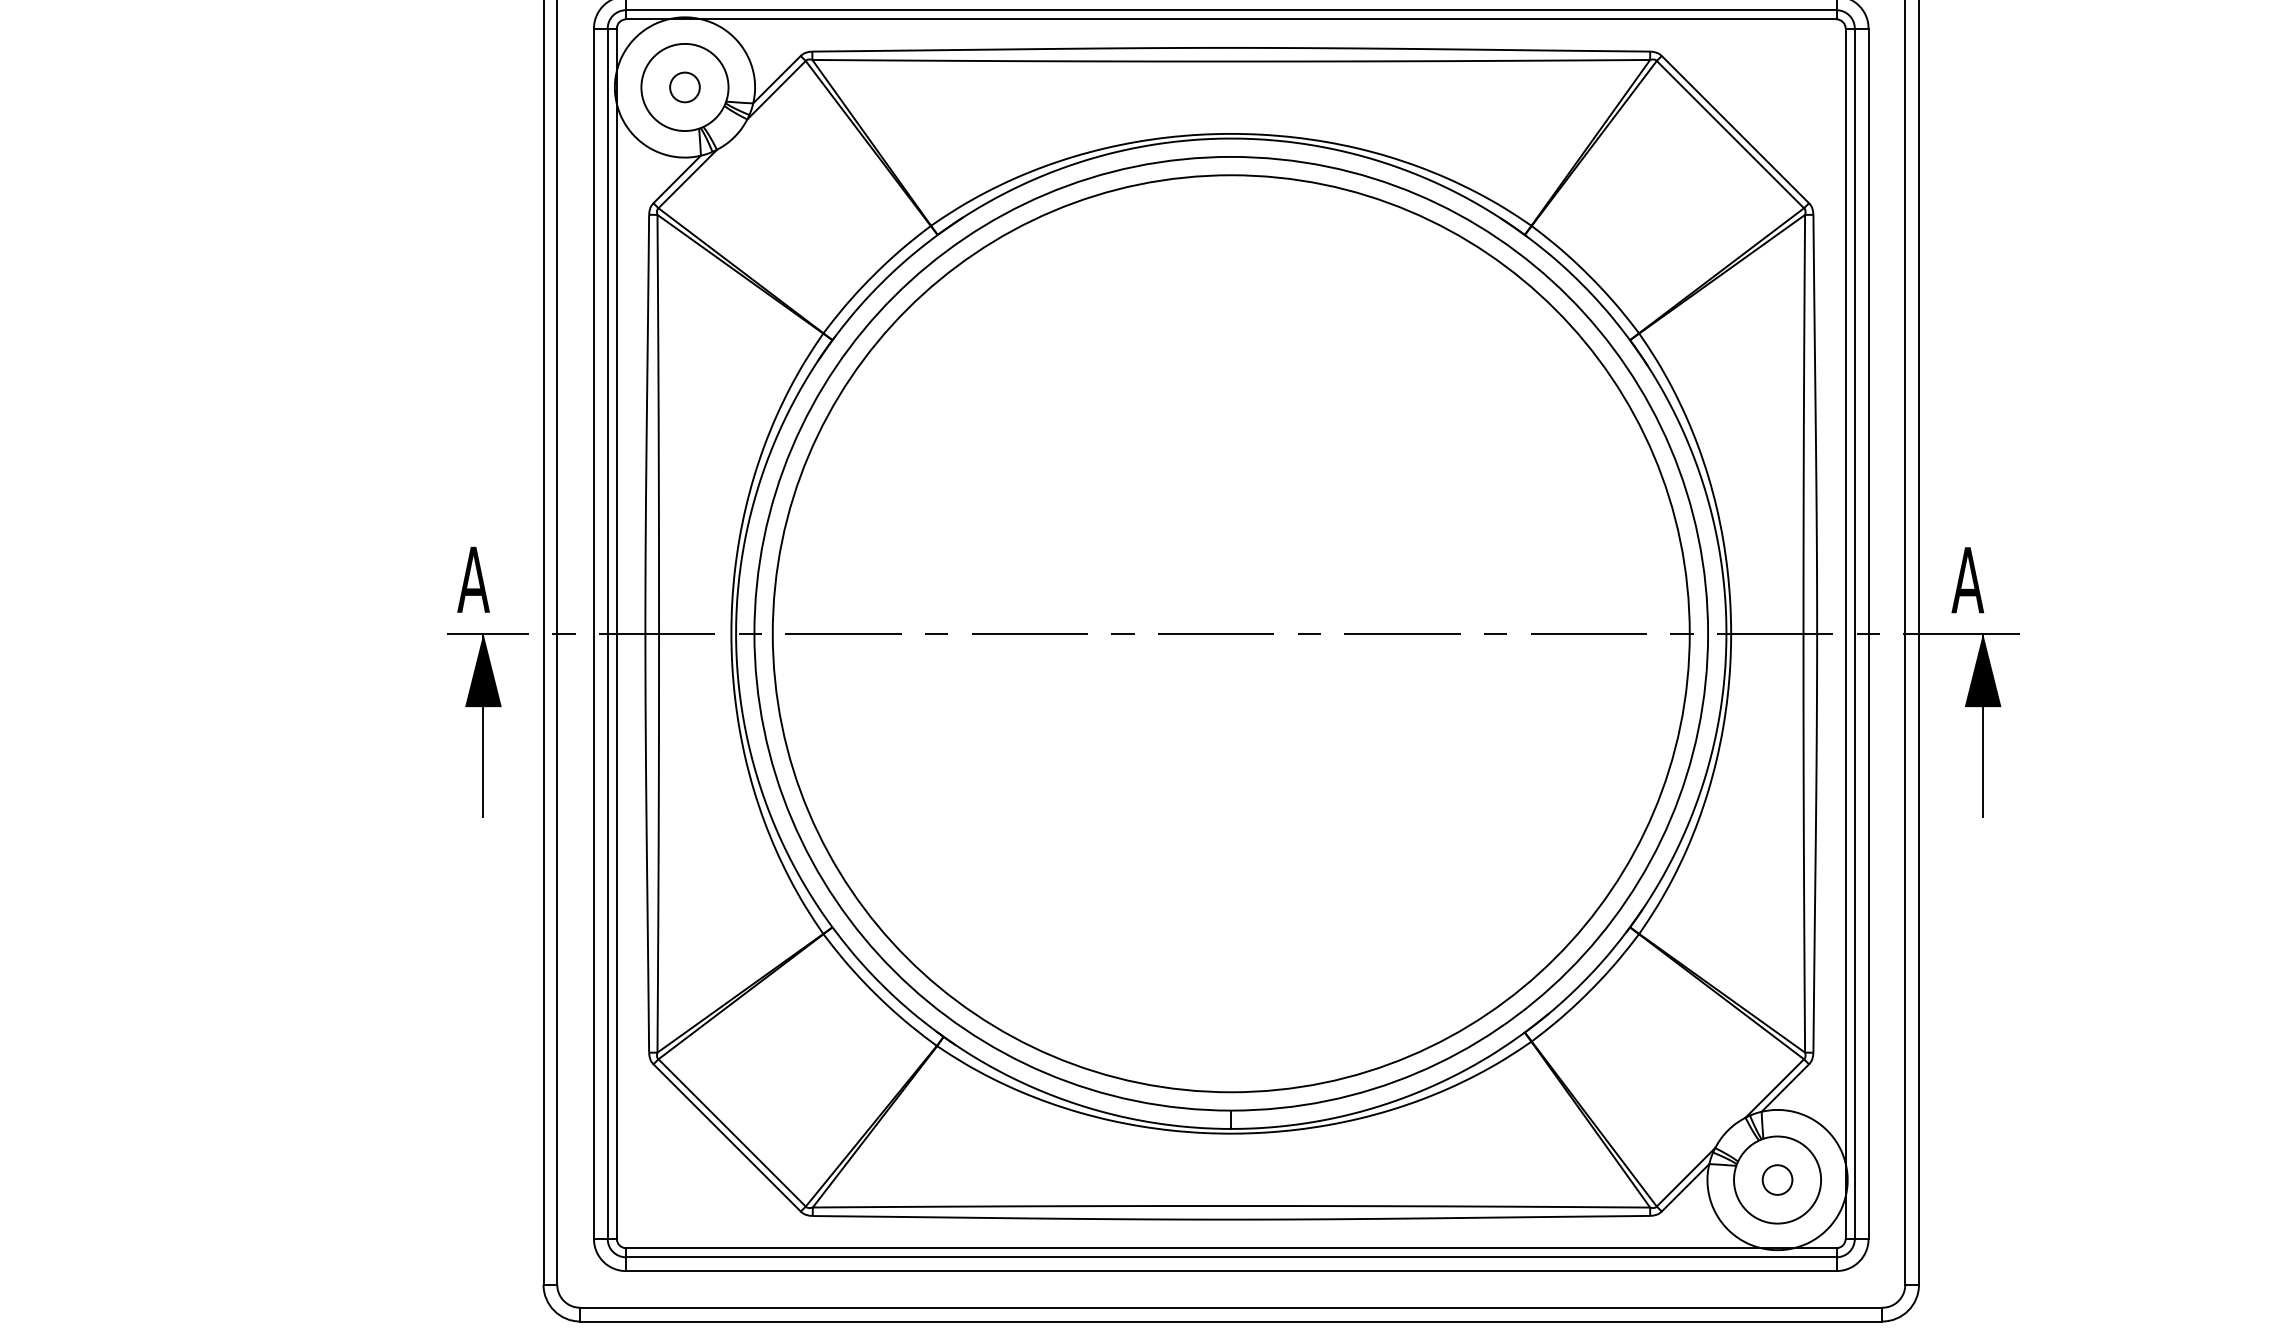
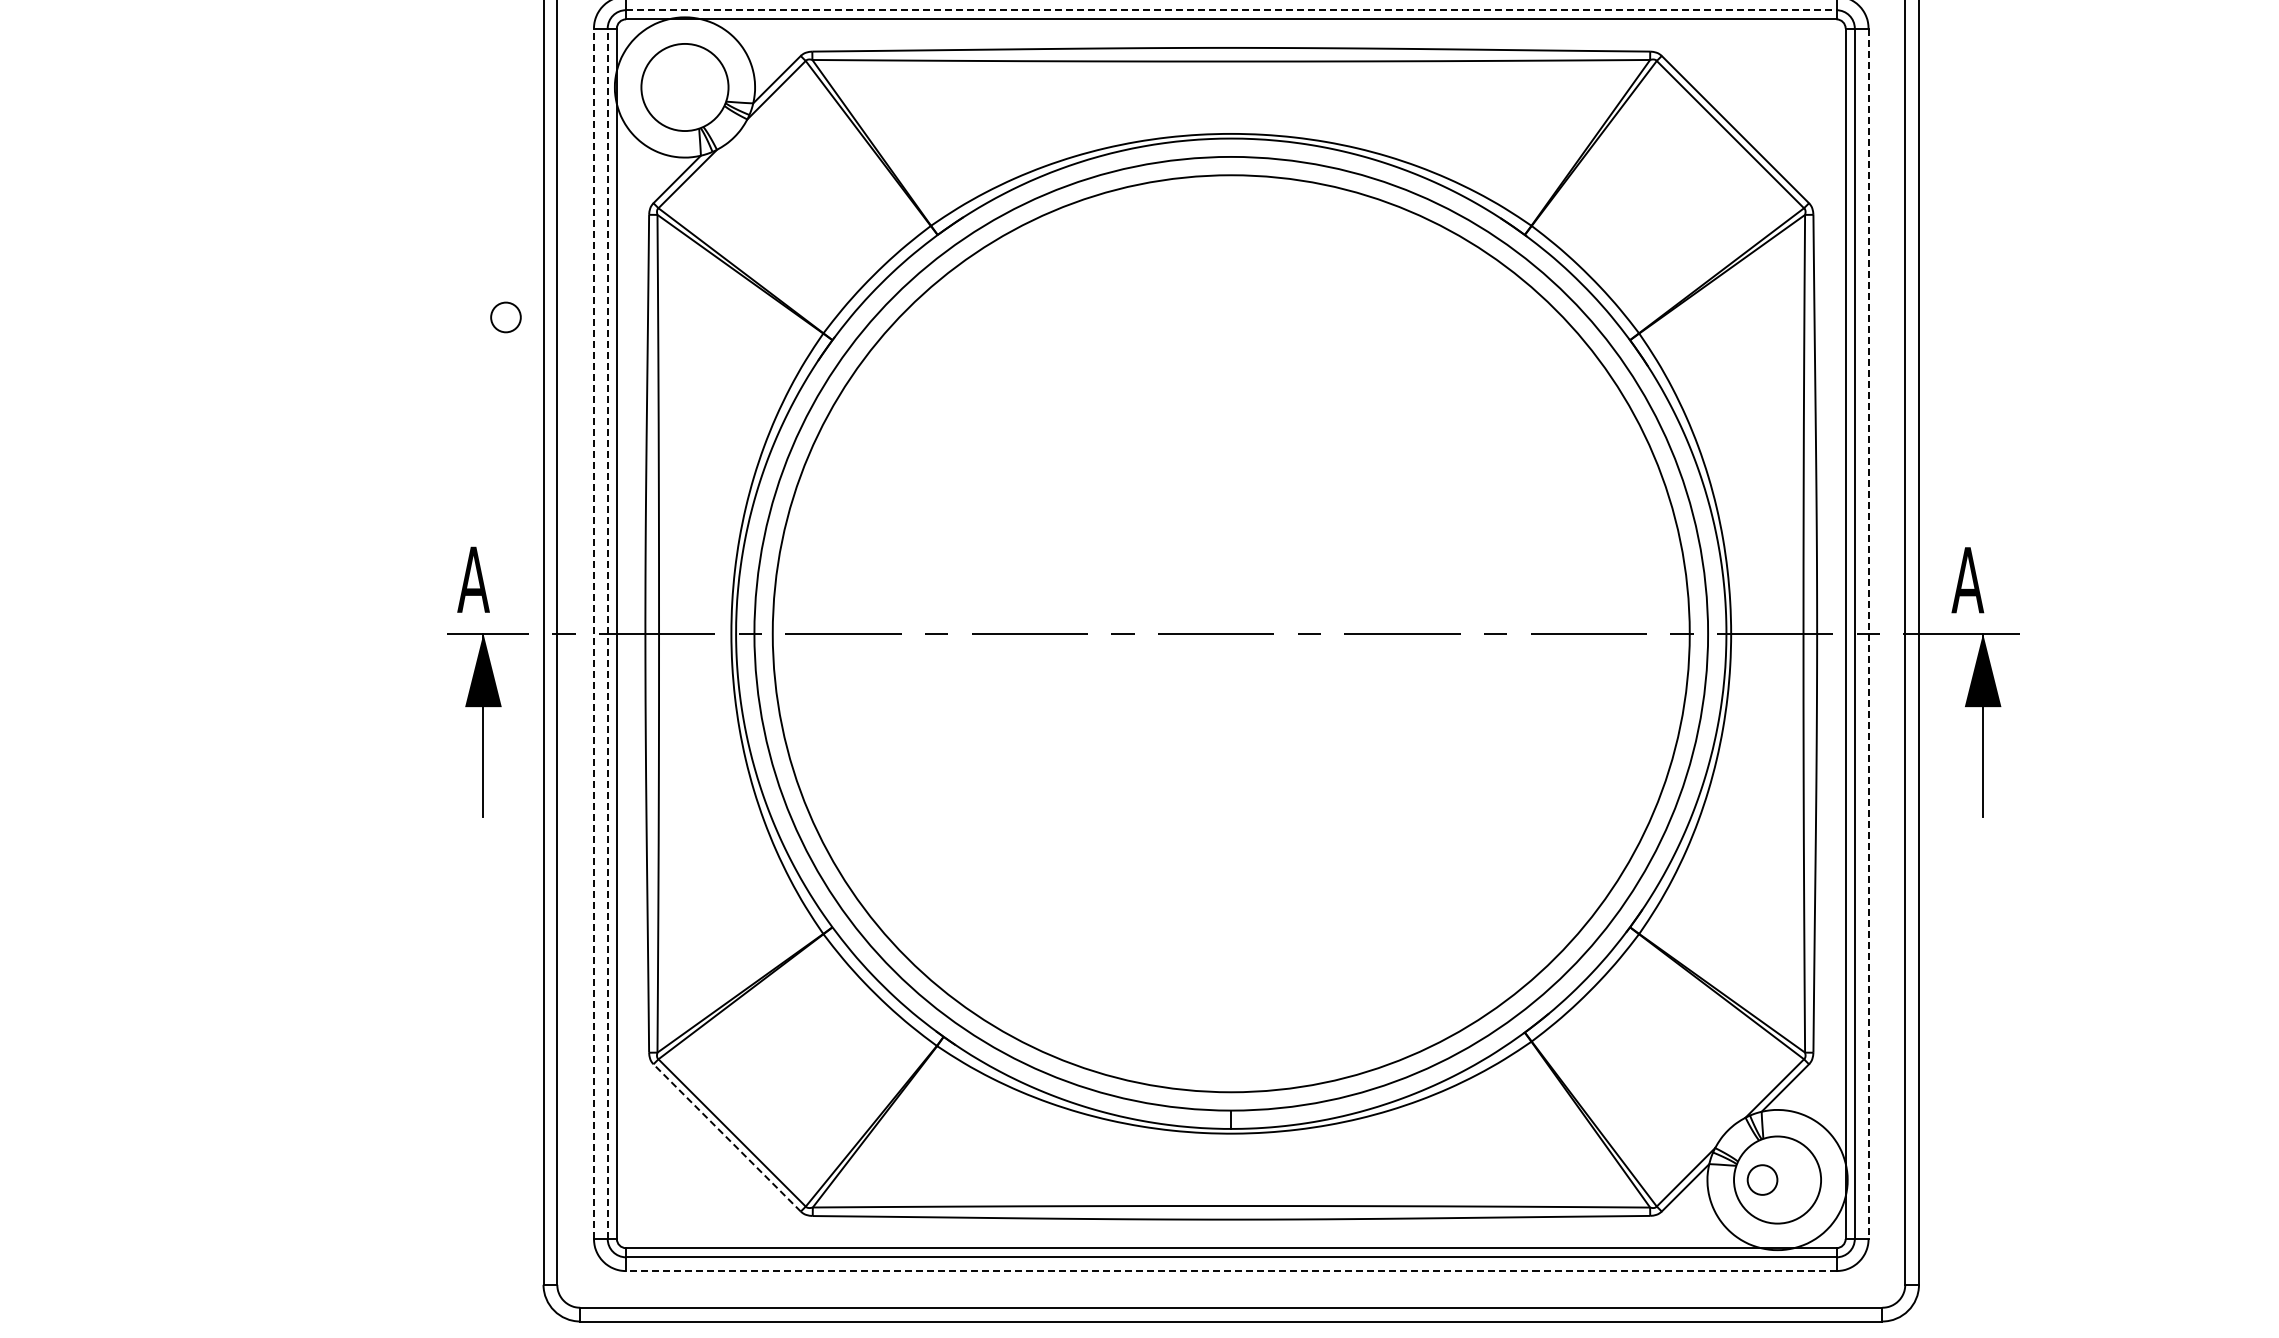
line: solid -> dashed (1231, 10)
circle position: (684, 87) -> (505, 317) (505, 317)
line: solid -> dashed (593, 633)
line: solid -> dashed (607, 633)
line: solid -> dashed (1868, 634)
line: solid -> dashed (726, 1137)
circle position: (1777, 1179) -> (1762, 1179) (1762, 1179)
line: solid -> dashed (1230, 1271)
